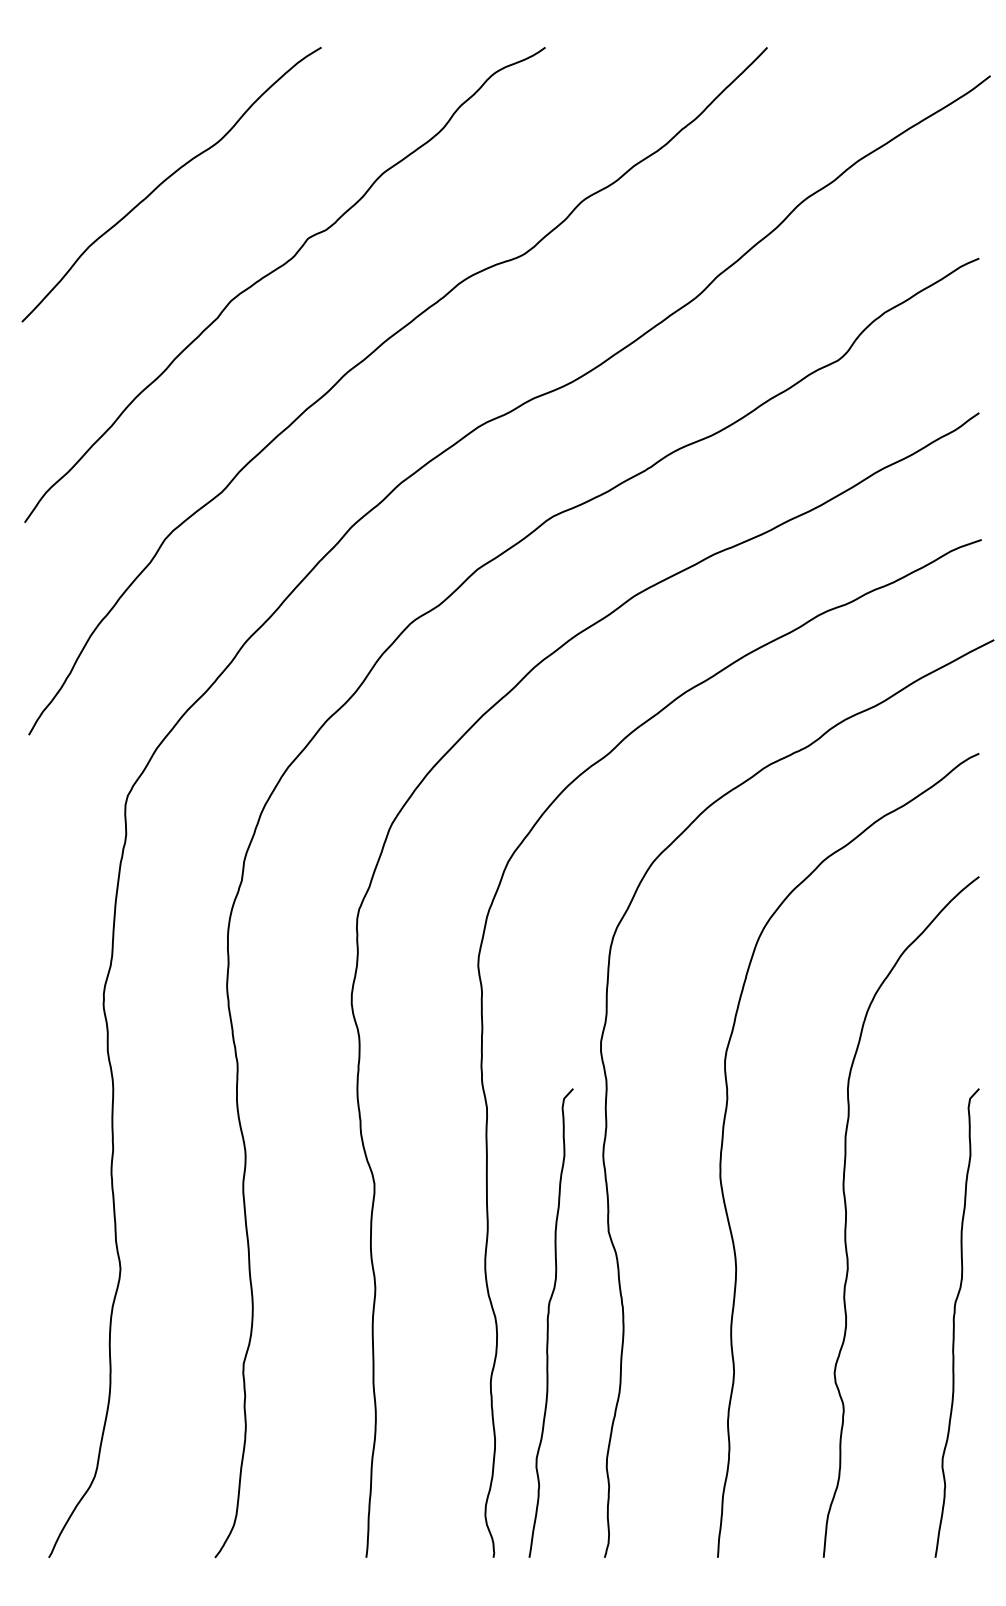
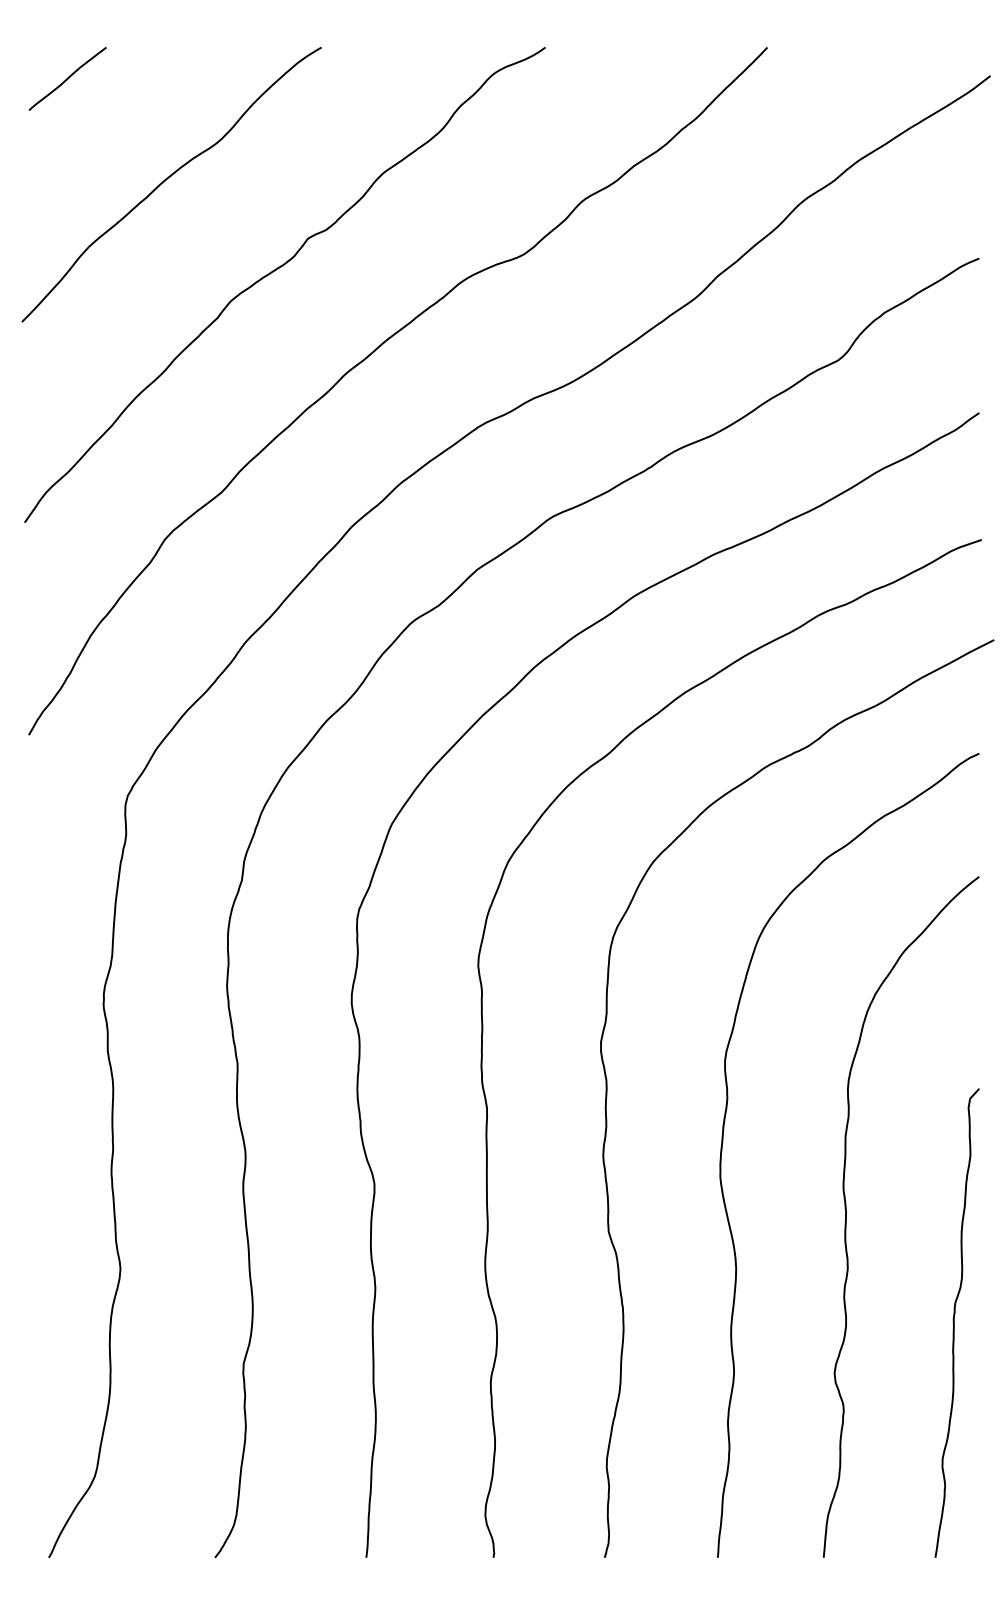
curve: none -> present (67, 78)
curve: present -> none (548, 1322)
